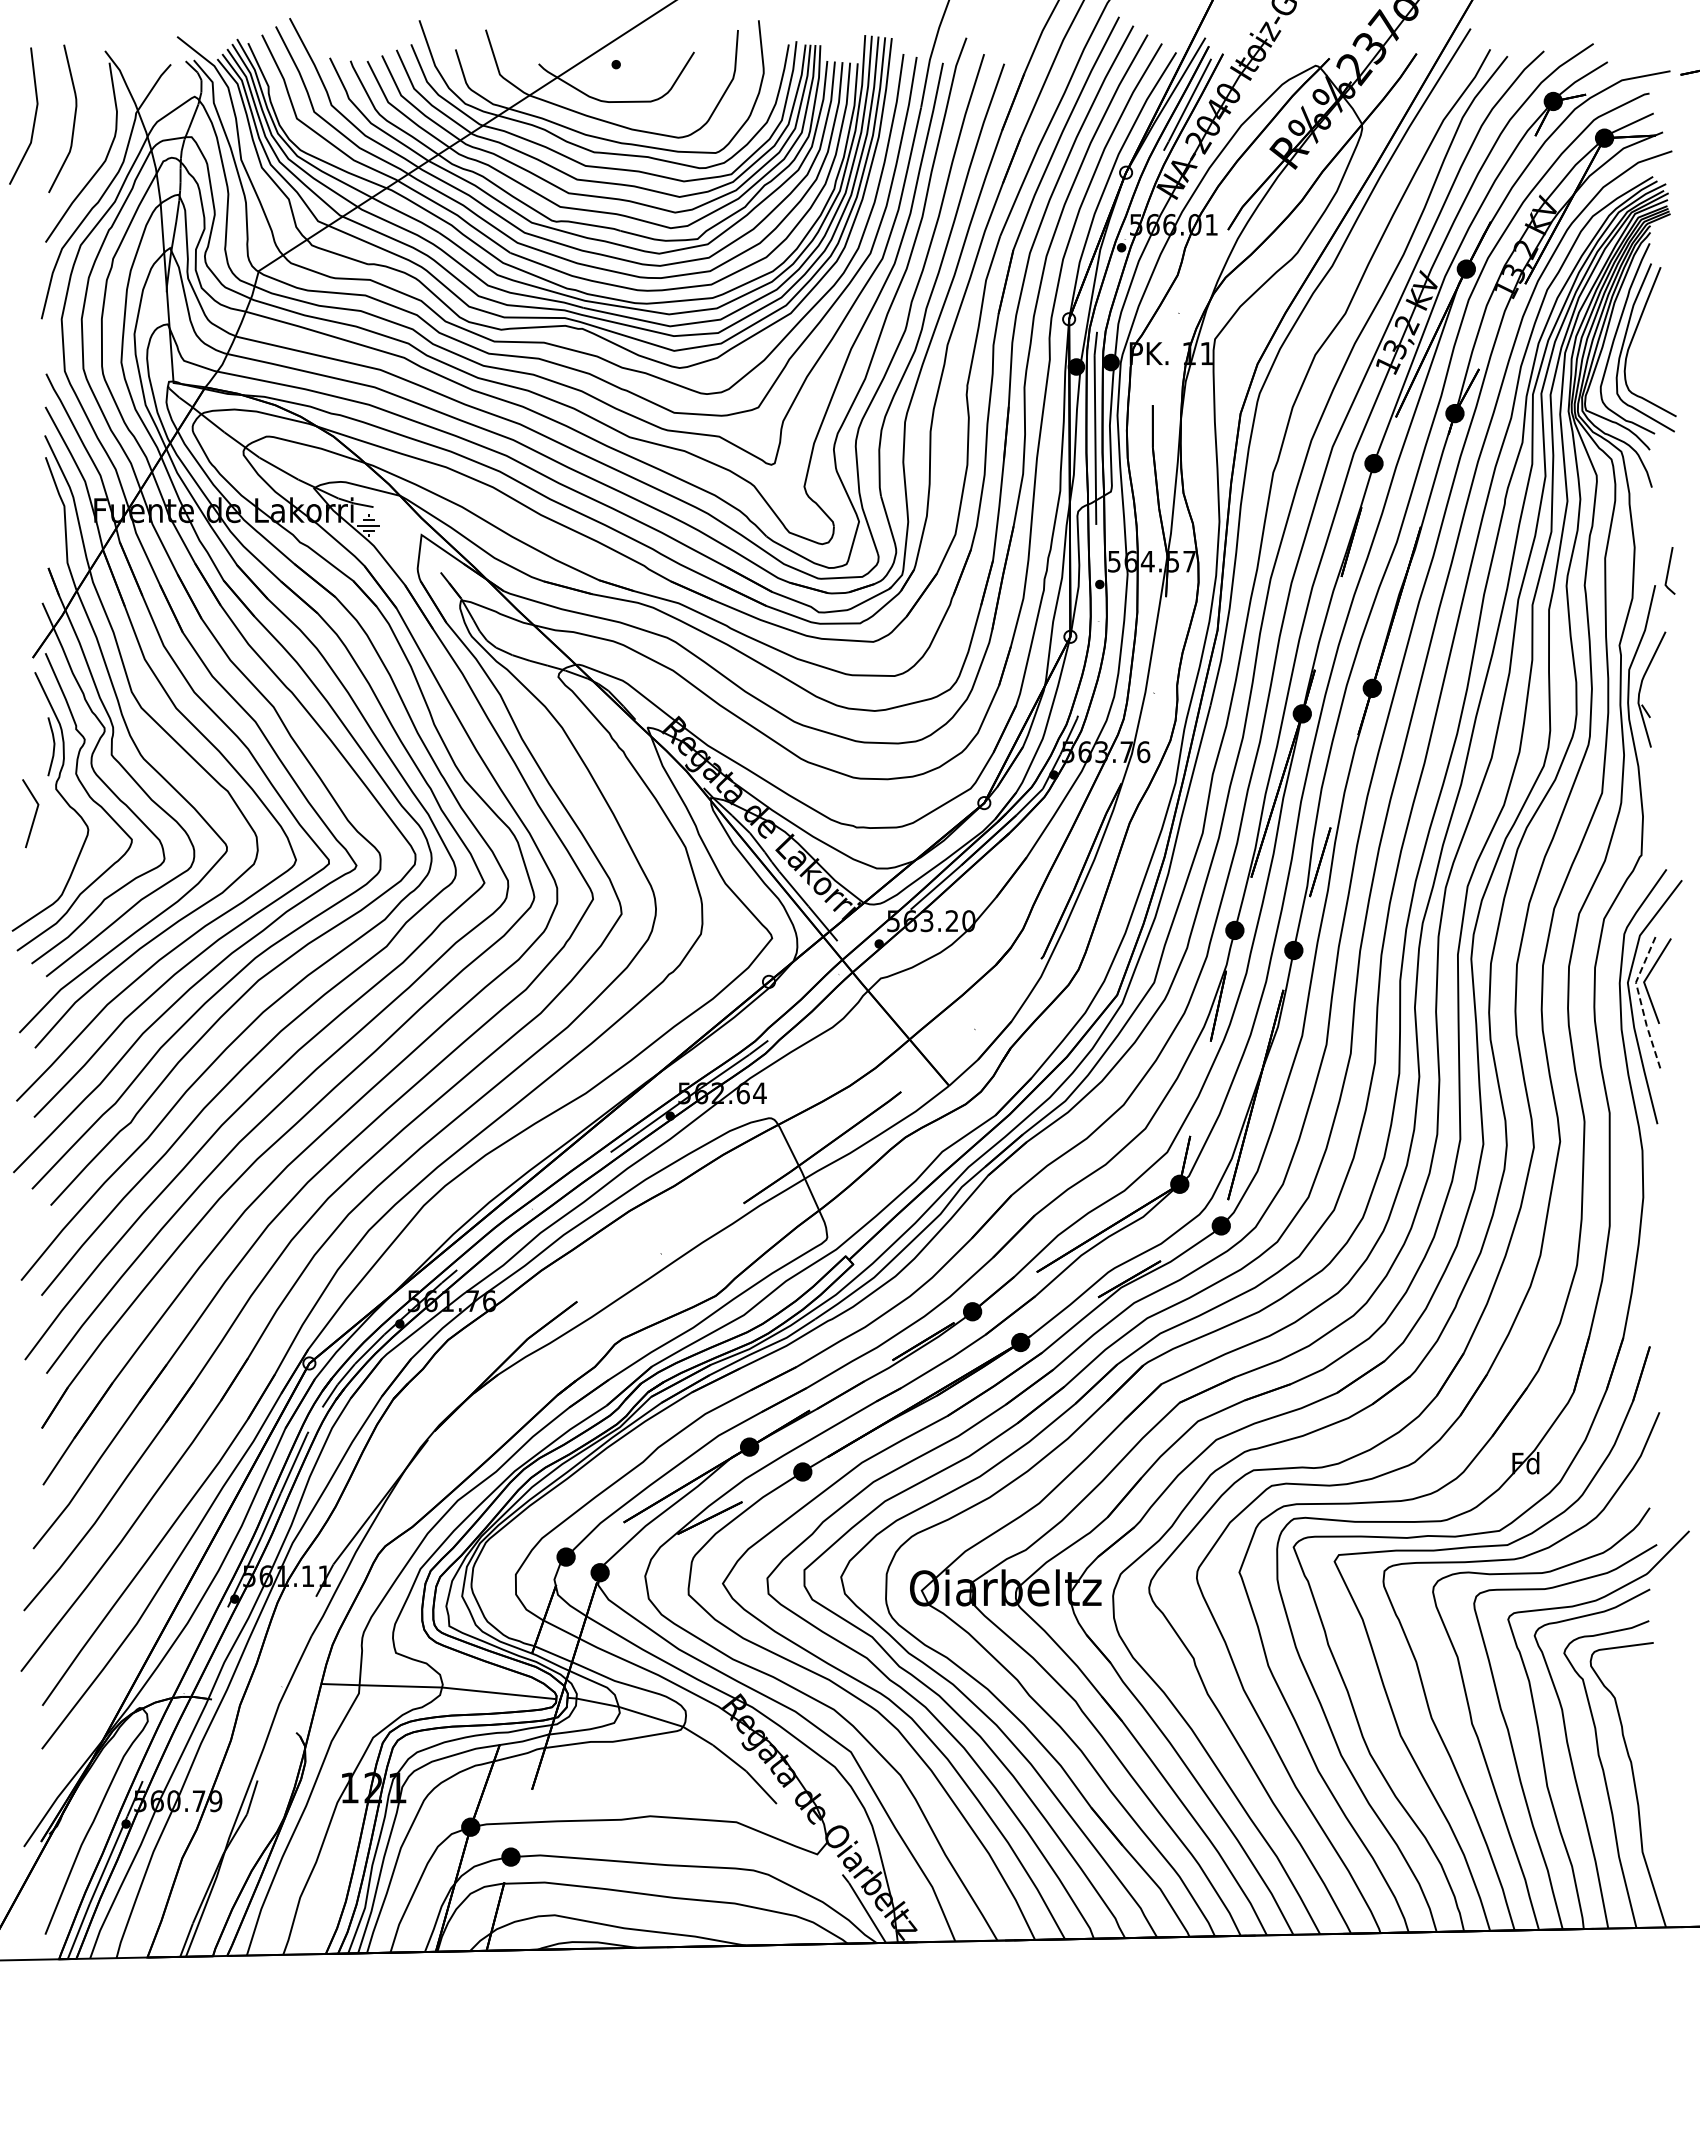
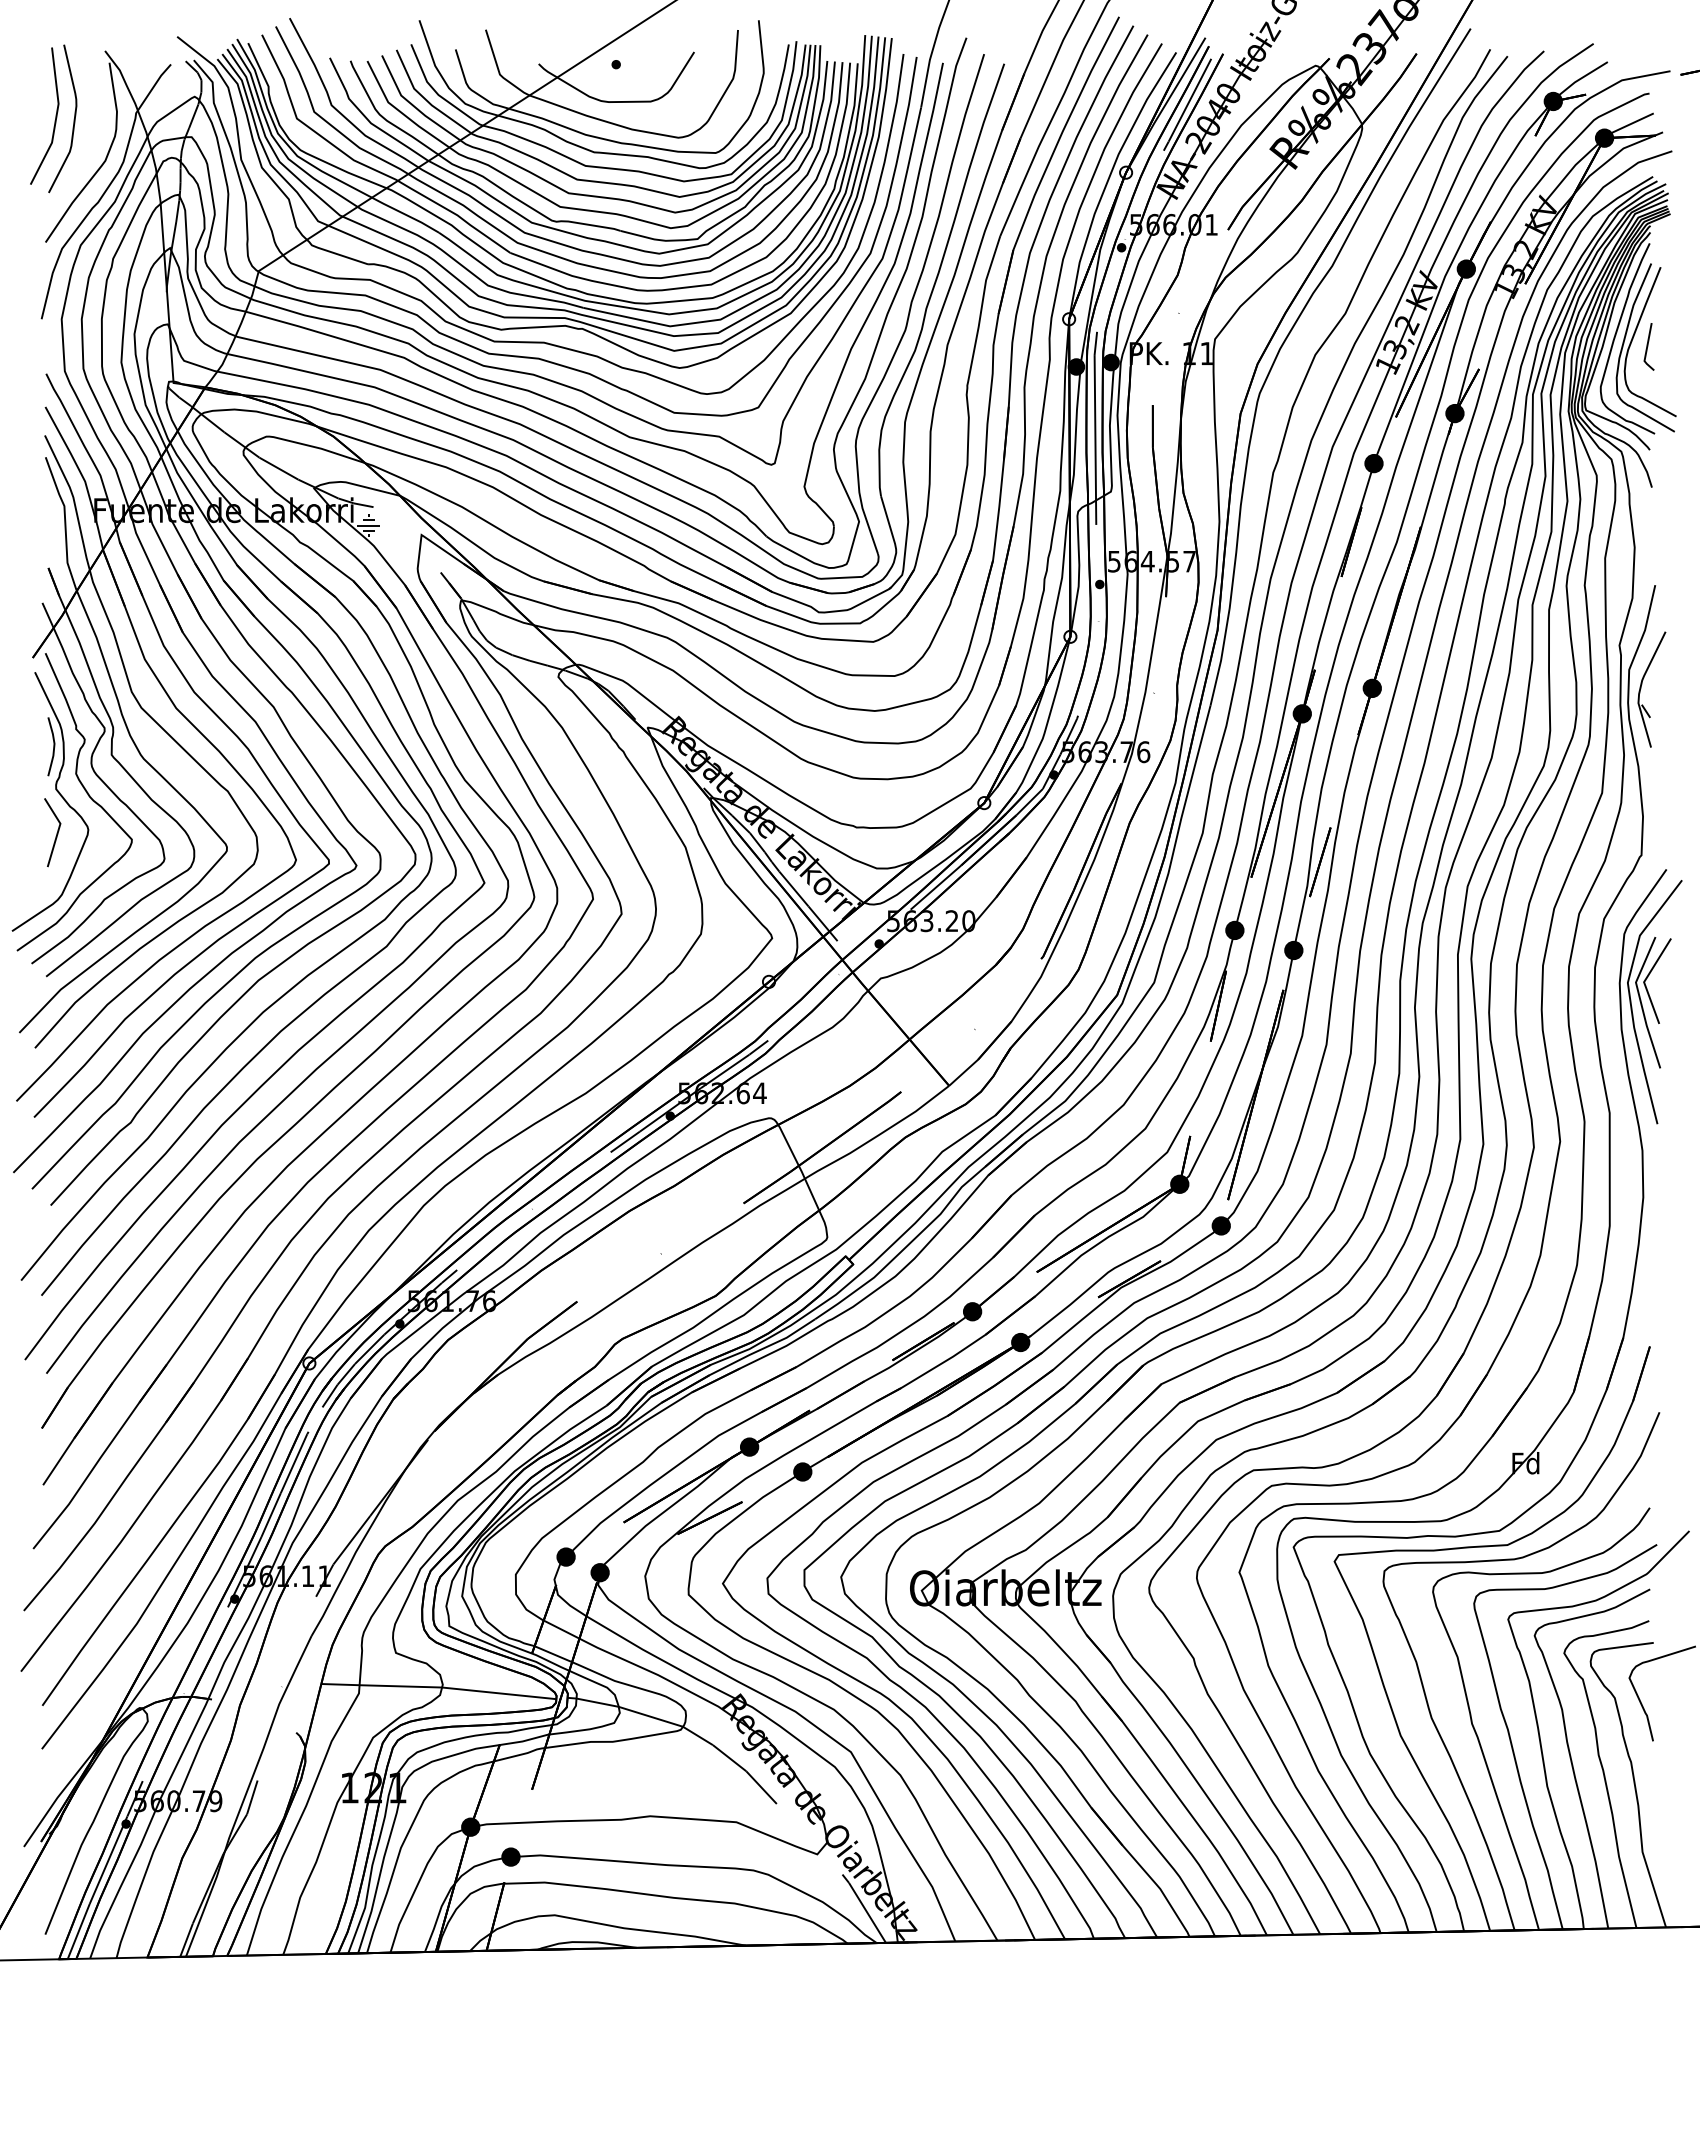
line position: (34, 115) -> (55, 115) (55, 115)
line position: (1669, 570) -> (1648, 346) (1648, 346)
line position: (34, 813) -> (56, 832) (56, 832)
line: dashed -> solid (1640, 1001)
curve: none -> present (1642, 1703)
